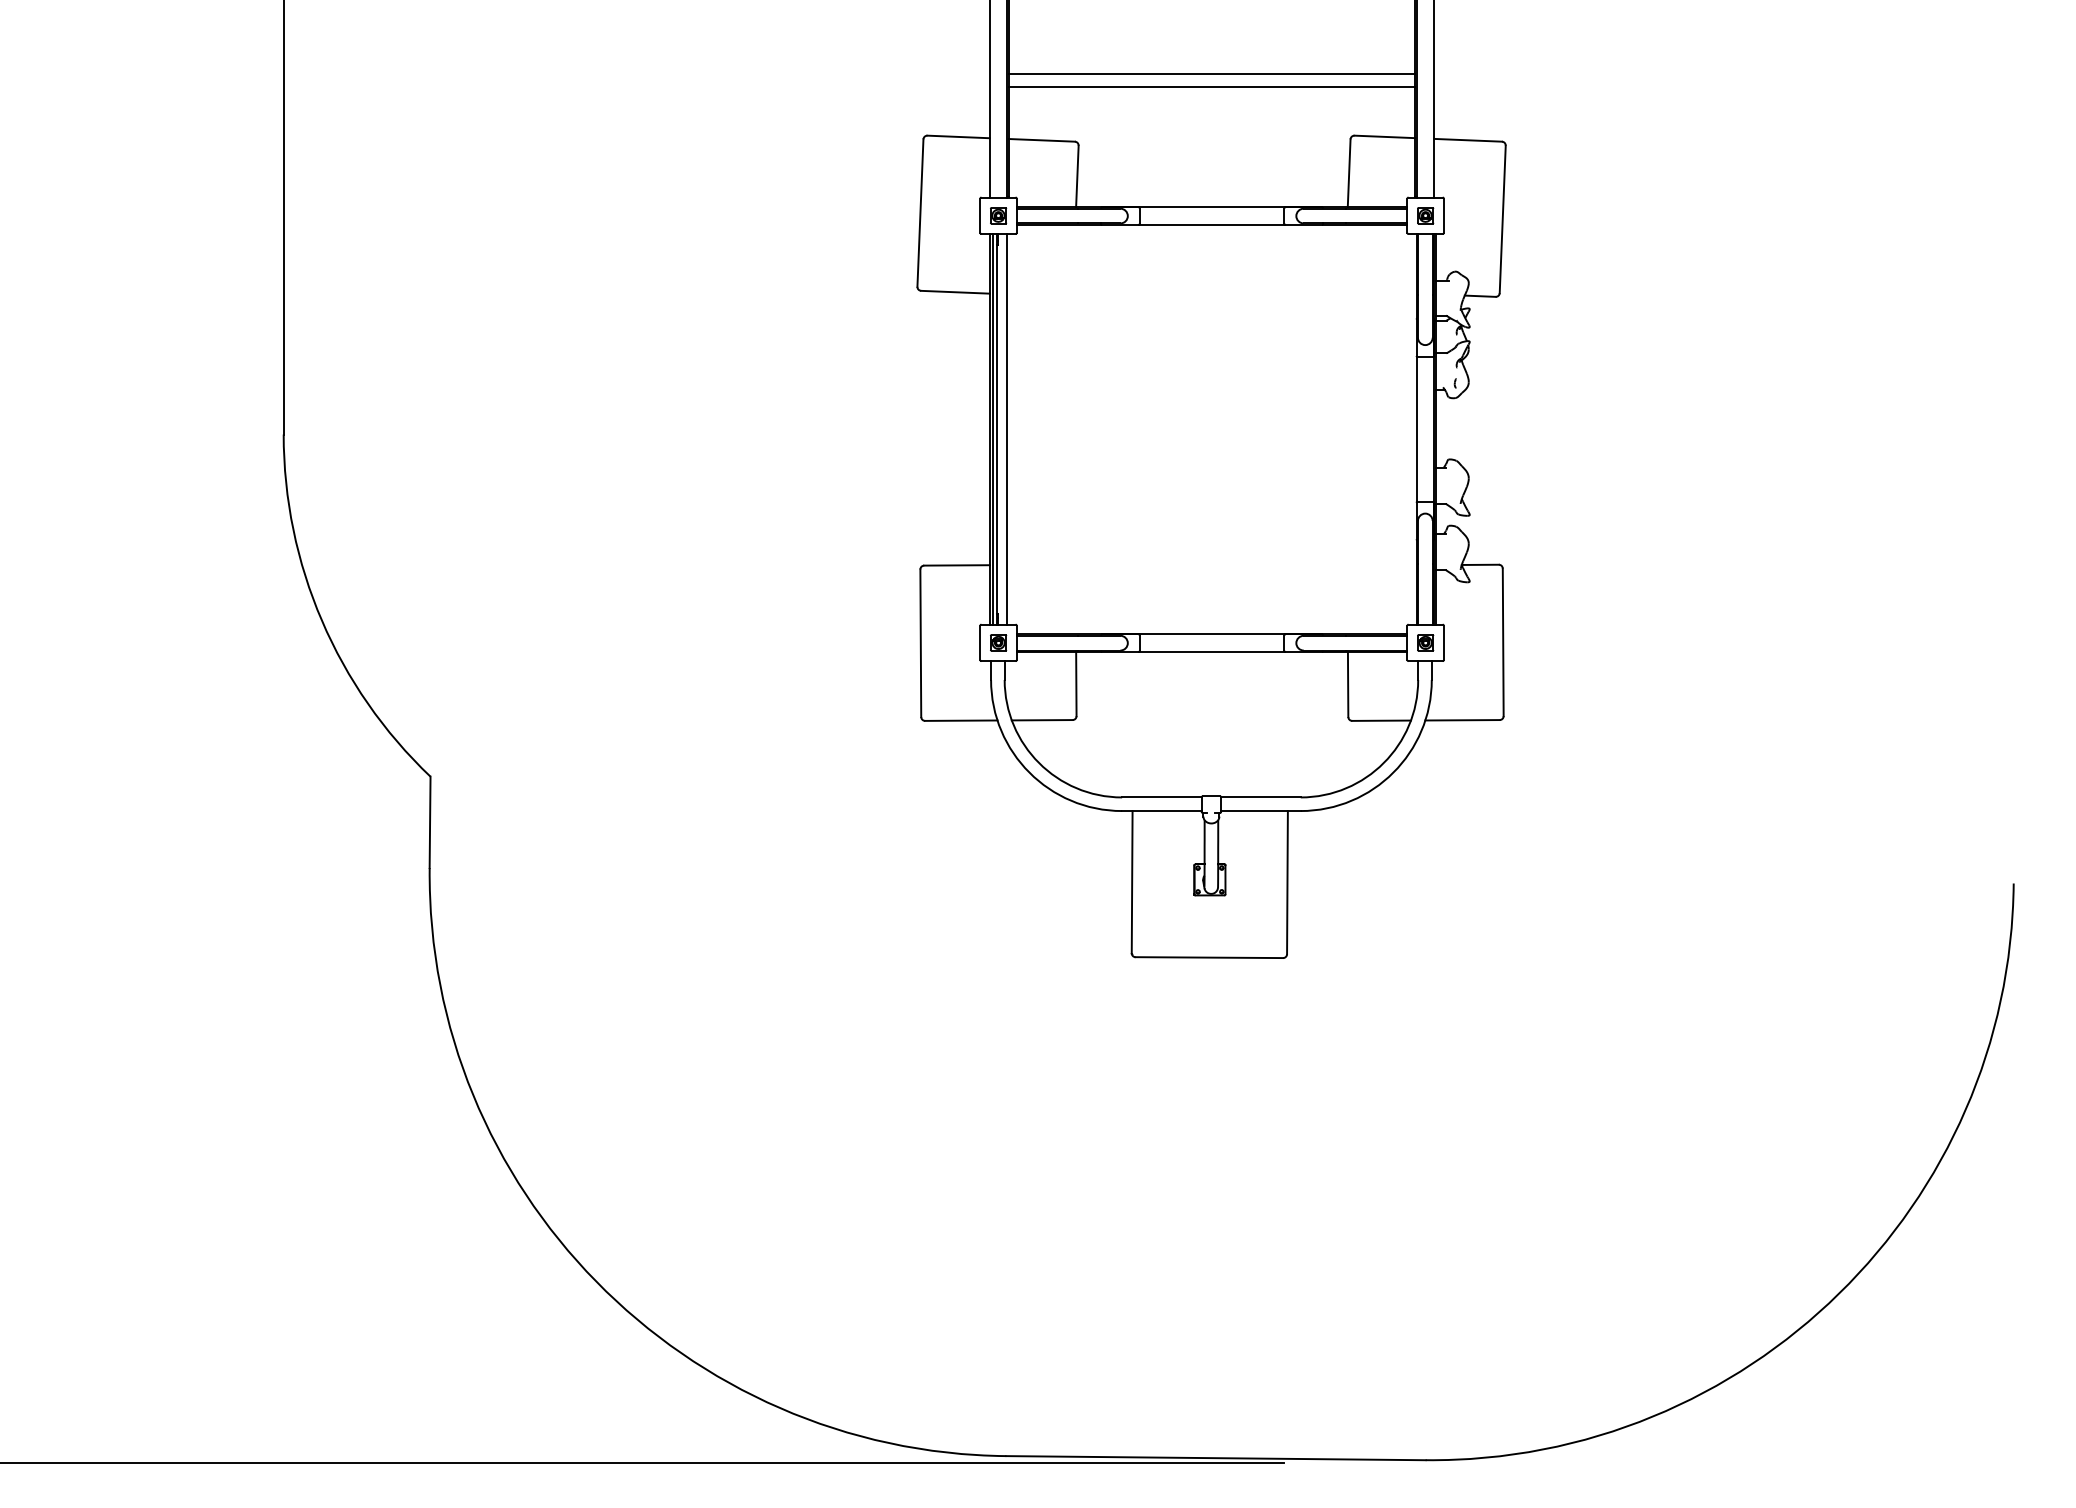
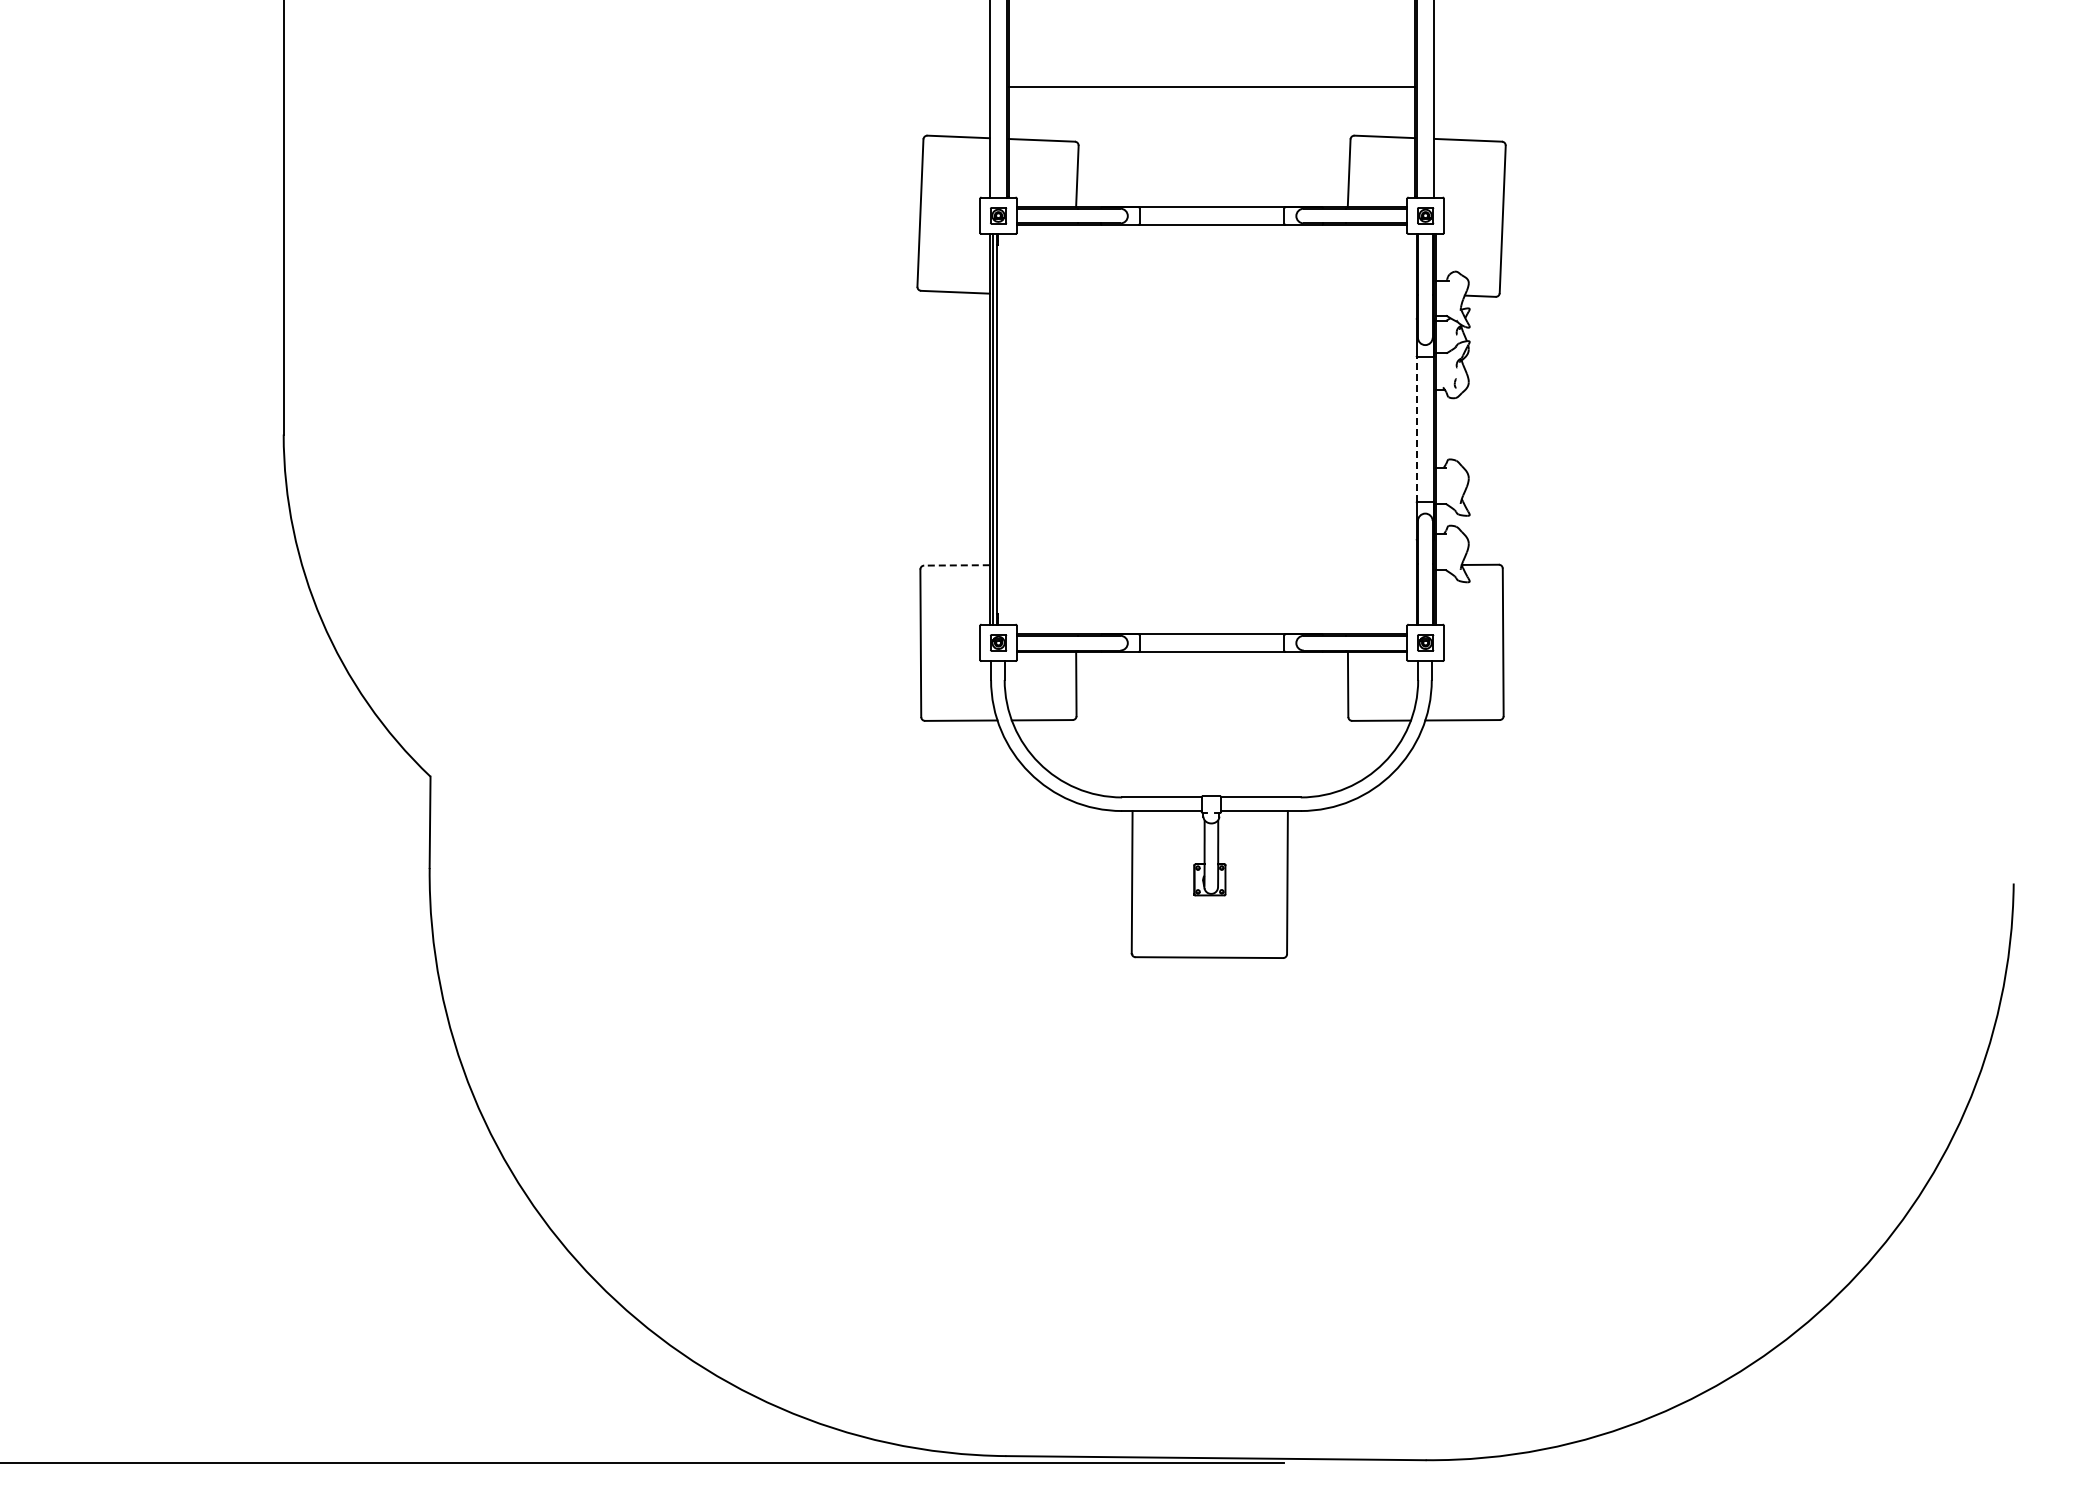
line: present -> none (1211, 73)
line: present -> none (1007, 429)
line: solid -> dashed (1416, 429)
line: solid -> dashed (957, 565)
